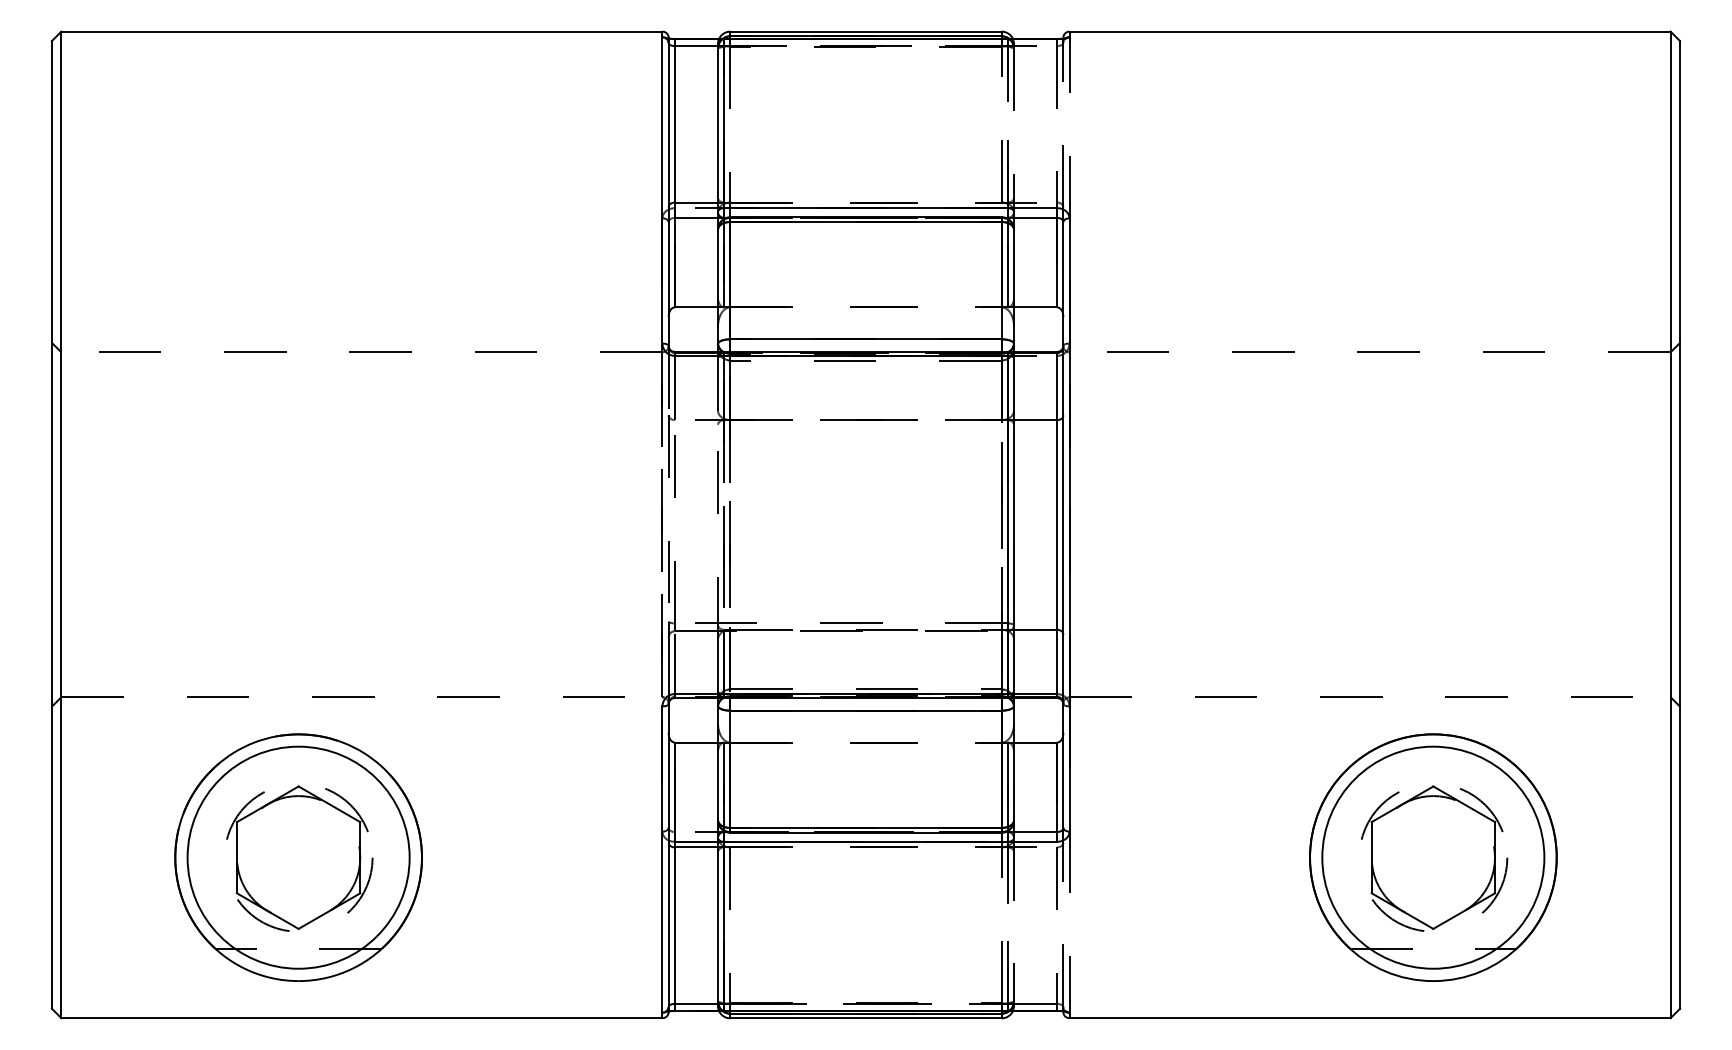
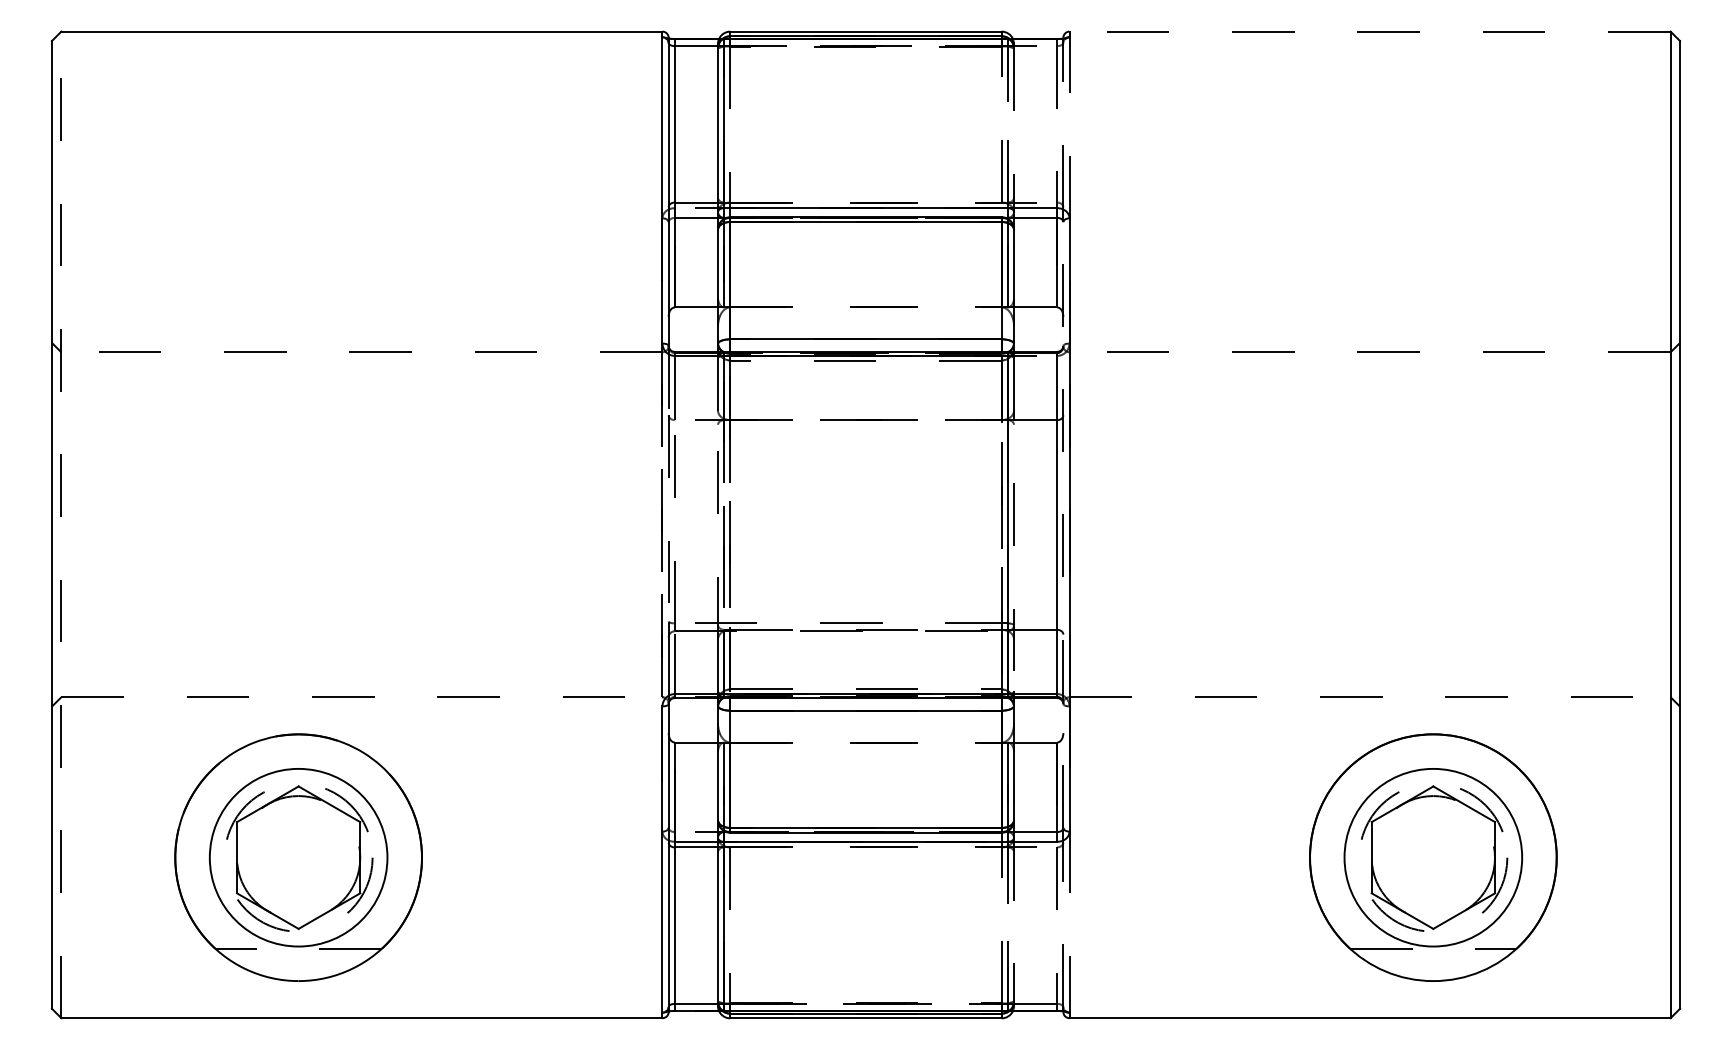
line: solid -> dashed (1370, 31)
line: solid -> dashed (61, 524)
line: solid -> dashed (1063, 524)
line: solid -> dashed (1014, 525)
circle diameter: 222 px -> 178 px (298, 857)
circle diameter: 222 px -> 178 px (1433, 857)
